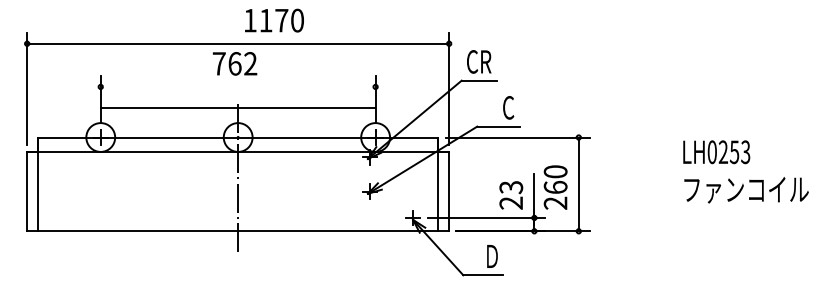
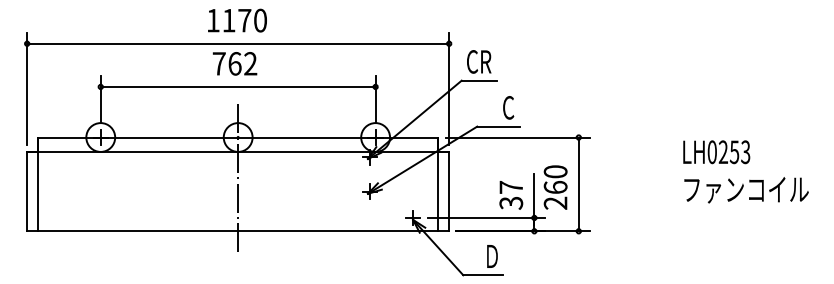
text position: (274, 20) -> (237, 20) (237, 20)
line position: (237, 107) -> (237, 86) (237, 86)
text: 23 -> 37 (511, 194)
